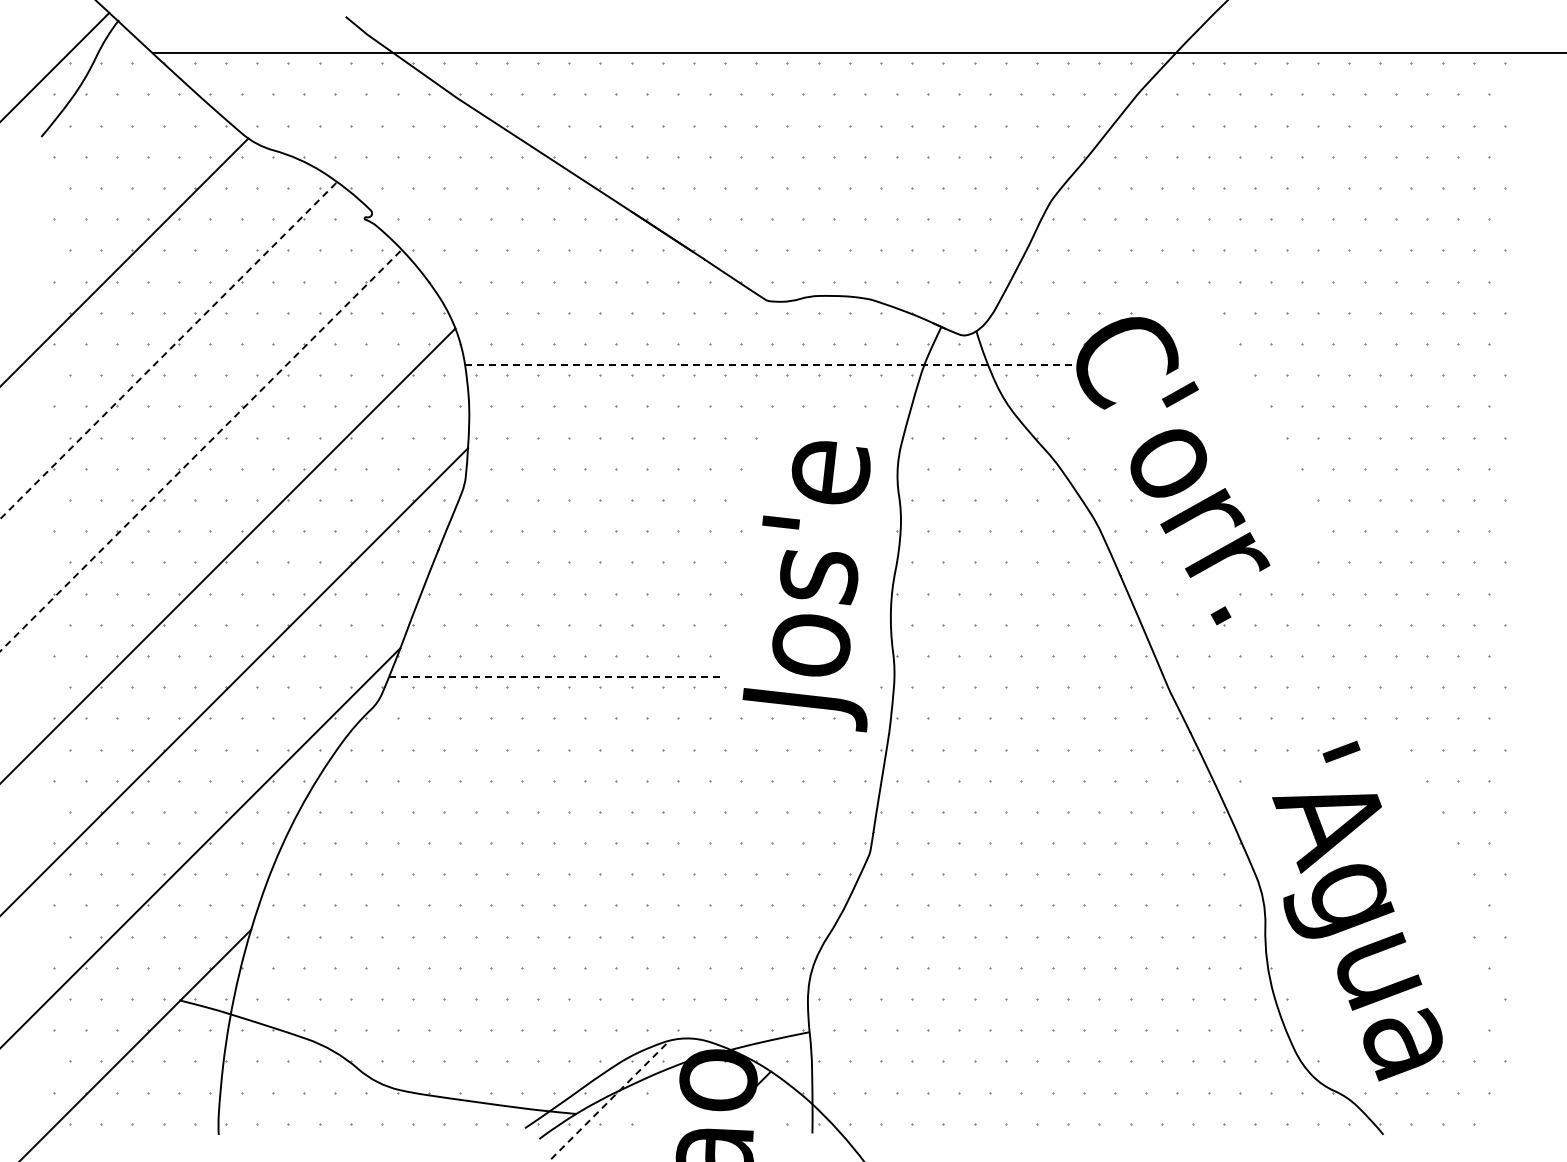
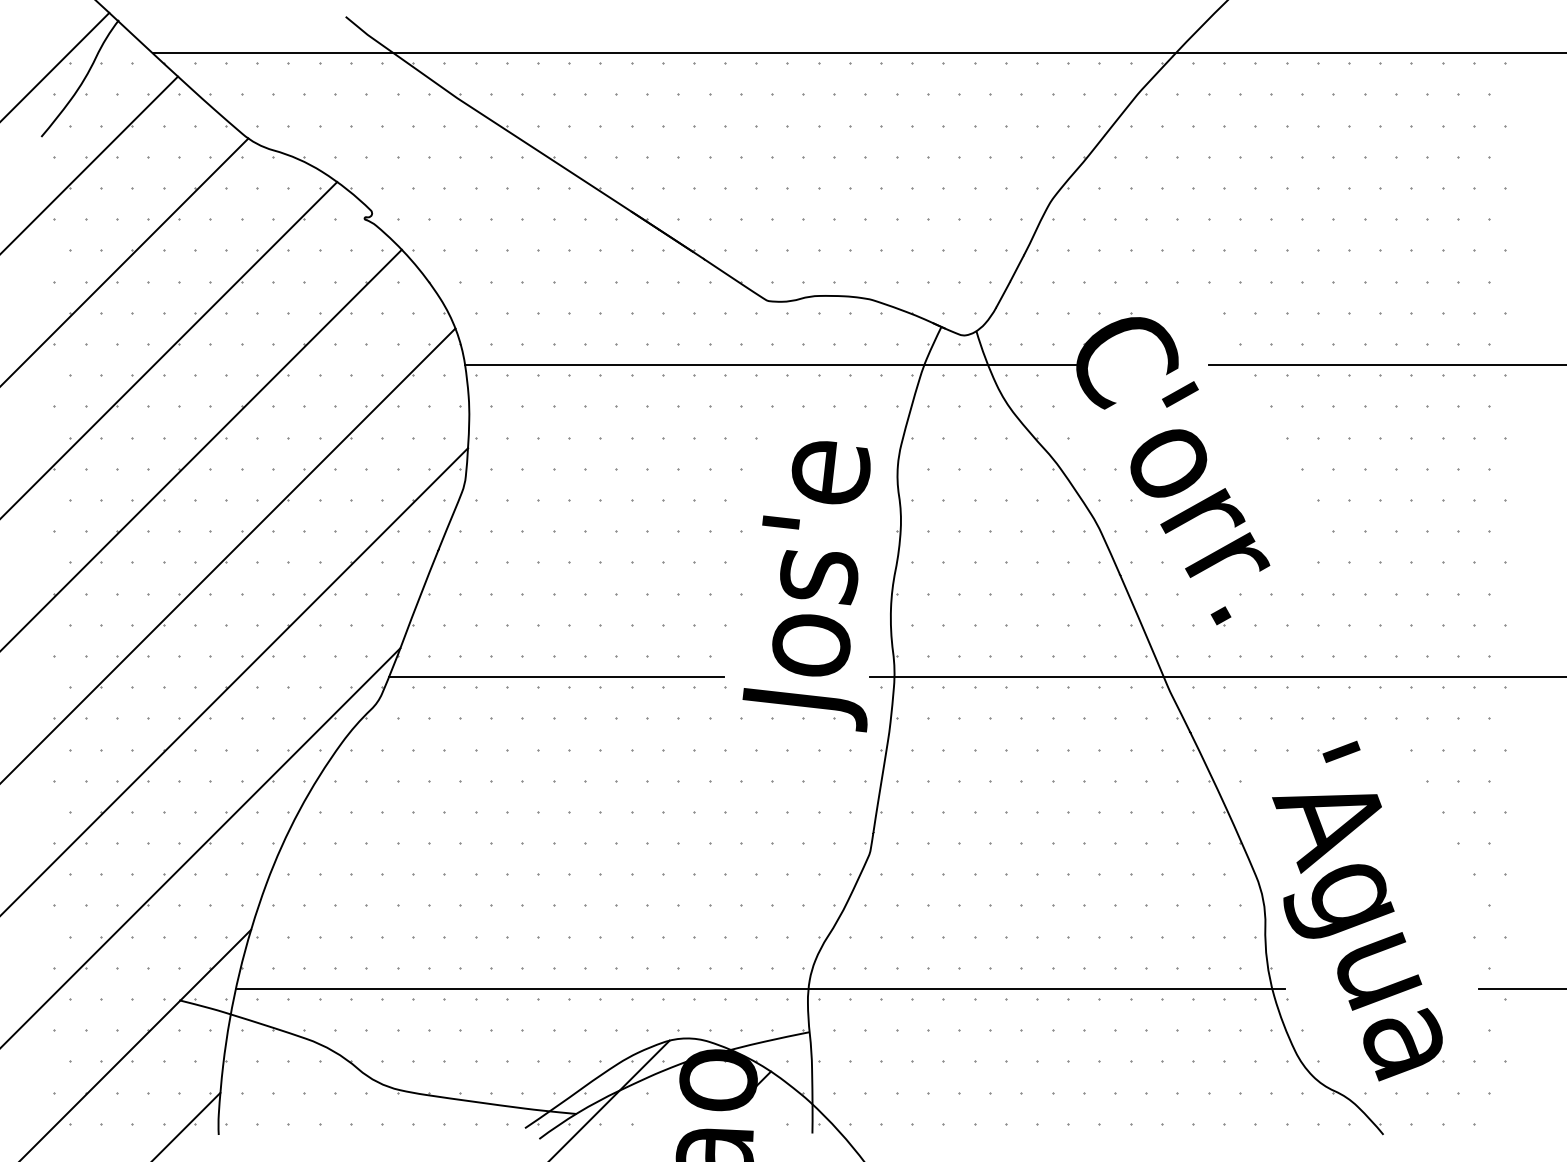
line: none -> present (90, 164)
line: dashed -> solid (168, 350)
line: dashed -> solid (770, 365)
line: none -> present (1385, 365)
line: dashed -> solid (201, 450)
line: dashed -> solid (556, 676)
line: none -> present (1216, 676)
line: none -> present (759, 988)
line: none -> present (1521, 988)
line: dashed -> solid (609, 1100)
line: none -> present (187, 1125)
